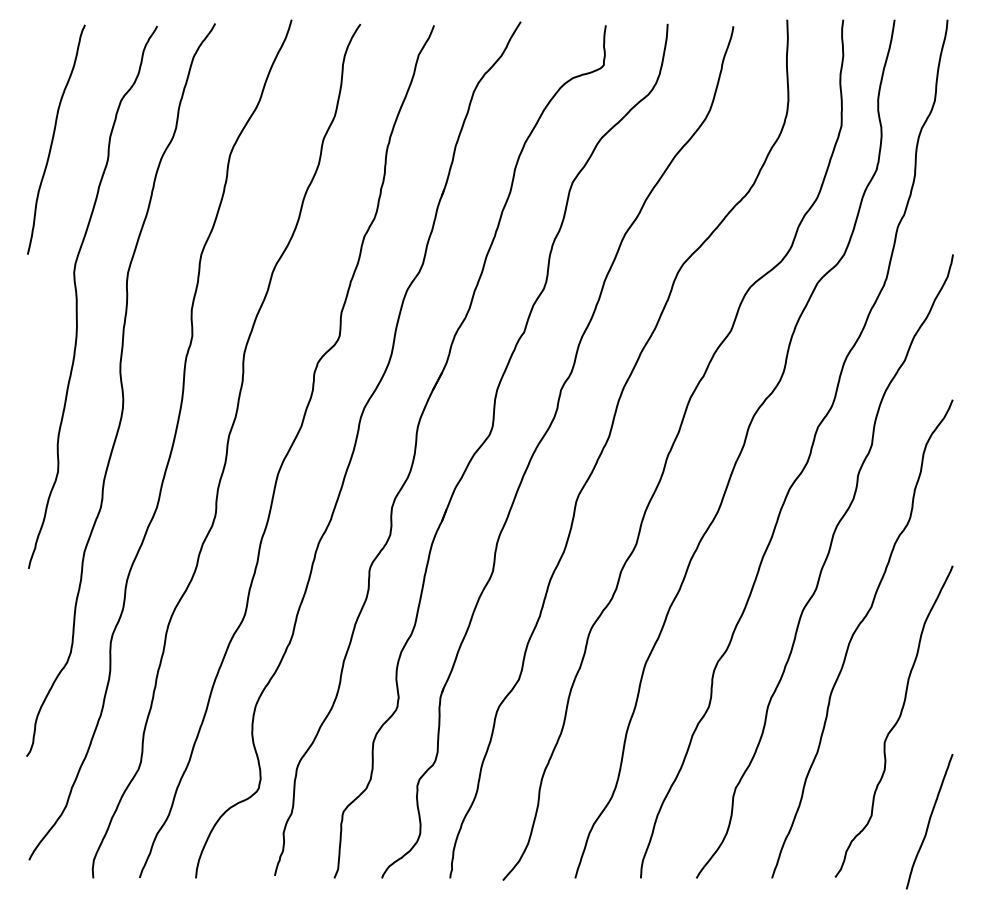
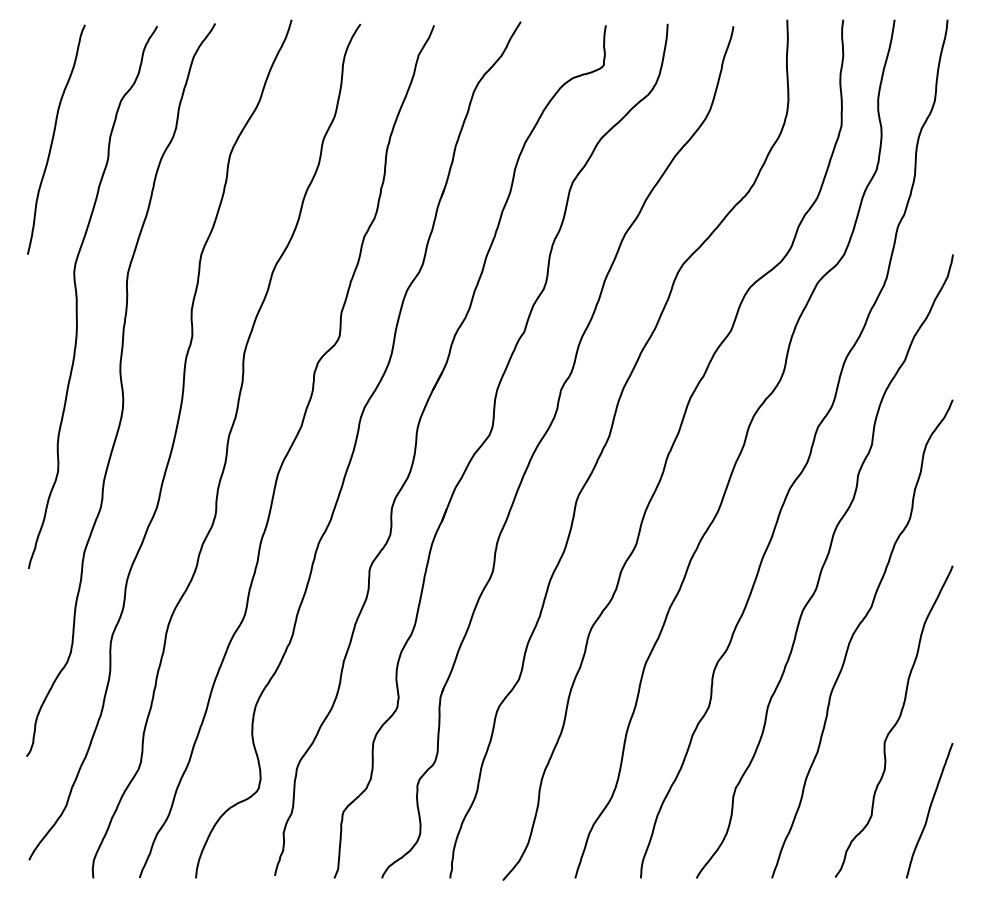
curve position: (929, 821) -> (929, 810) (929, 810)
